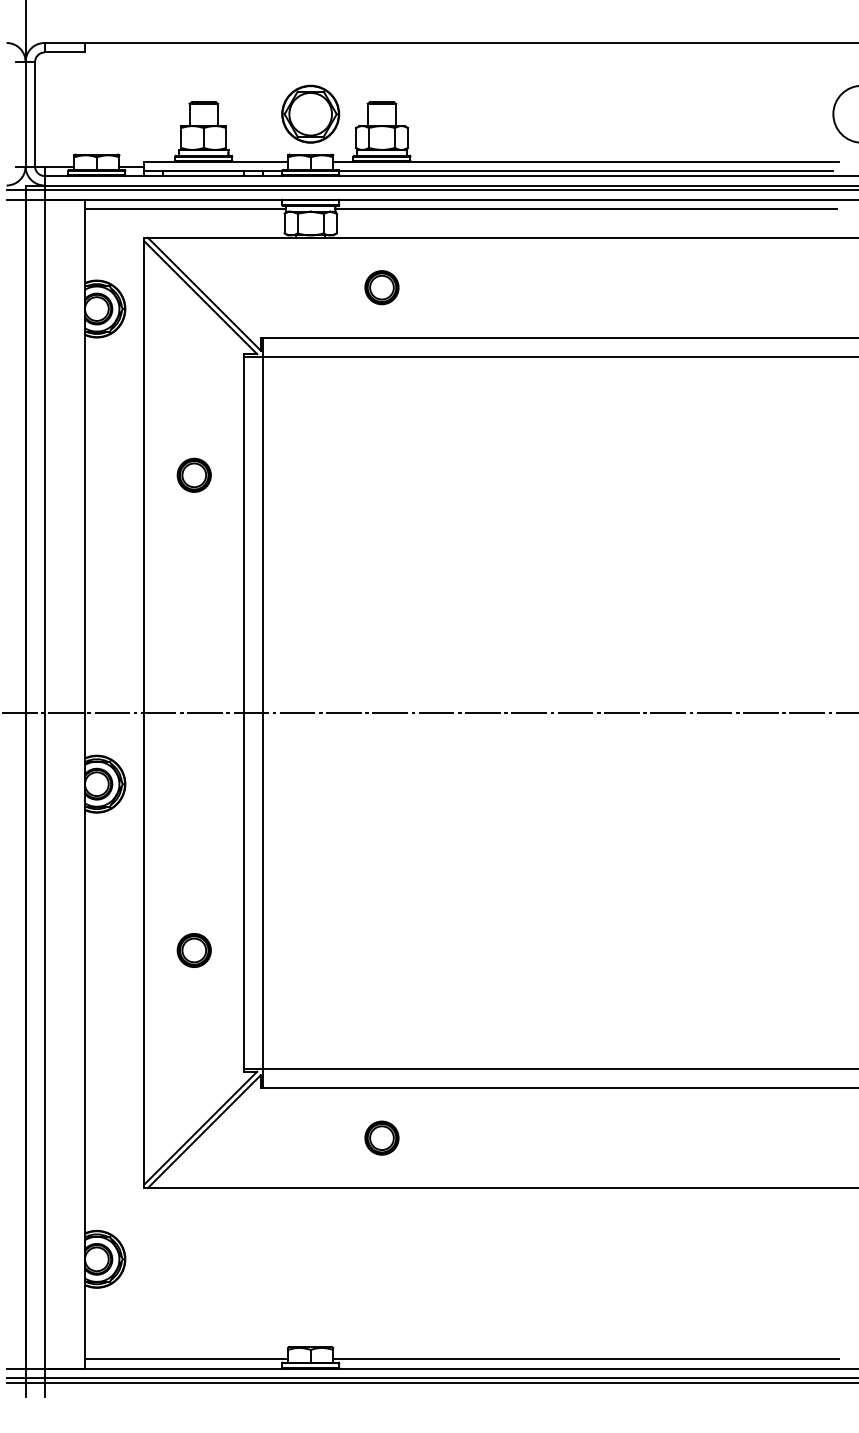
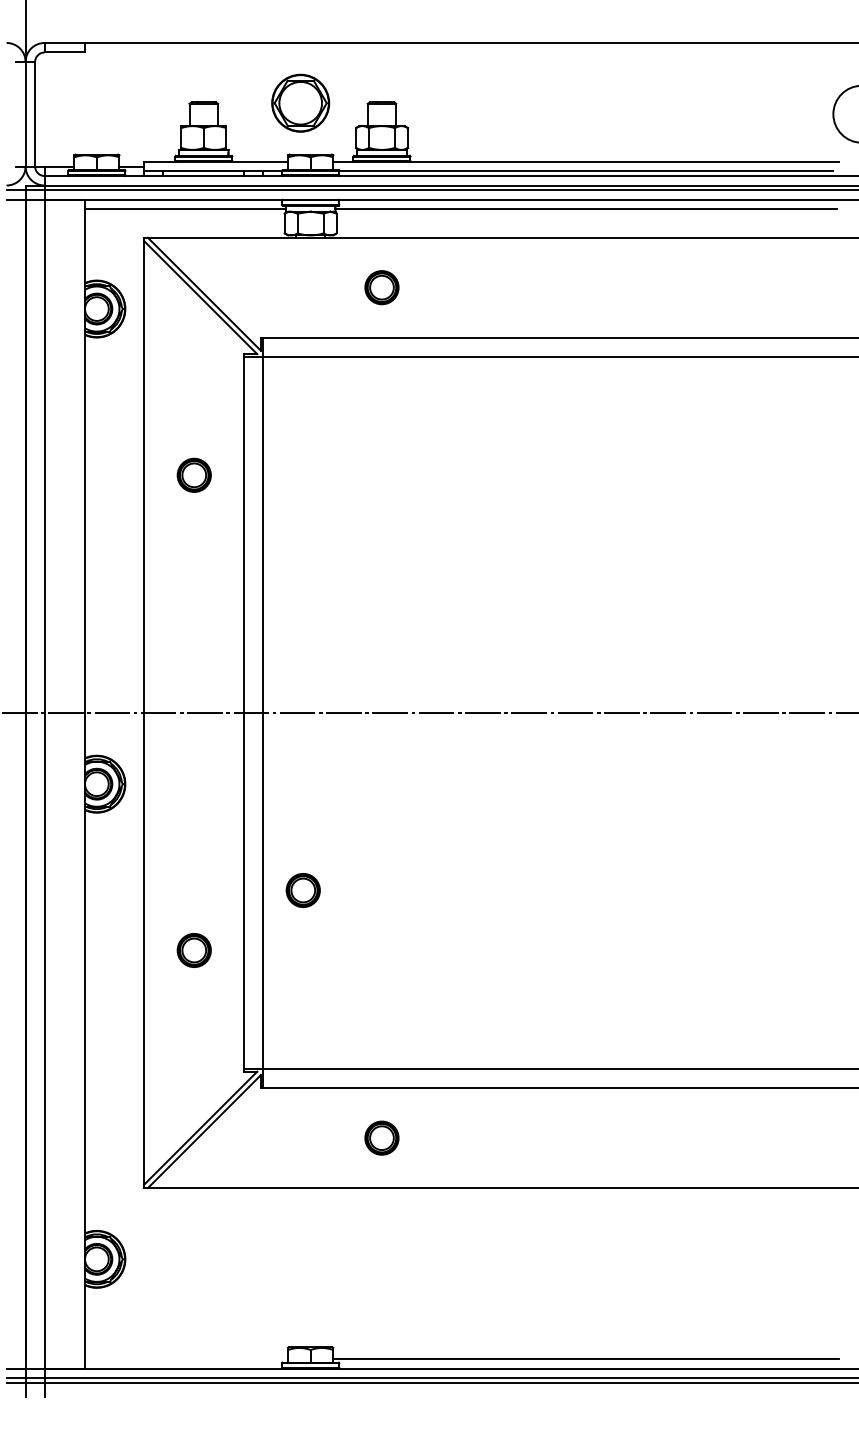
part position: (310, 113) -> (300, 102) (300, 102)
part: none -> present (302, 890)
line: present -> none (186, 1359)
